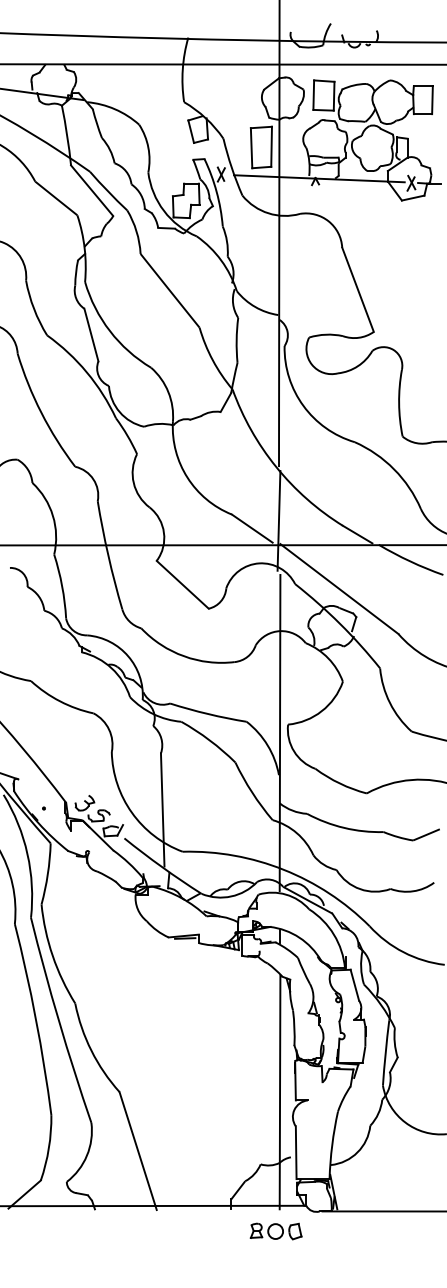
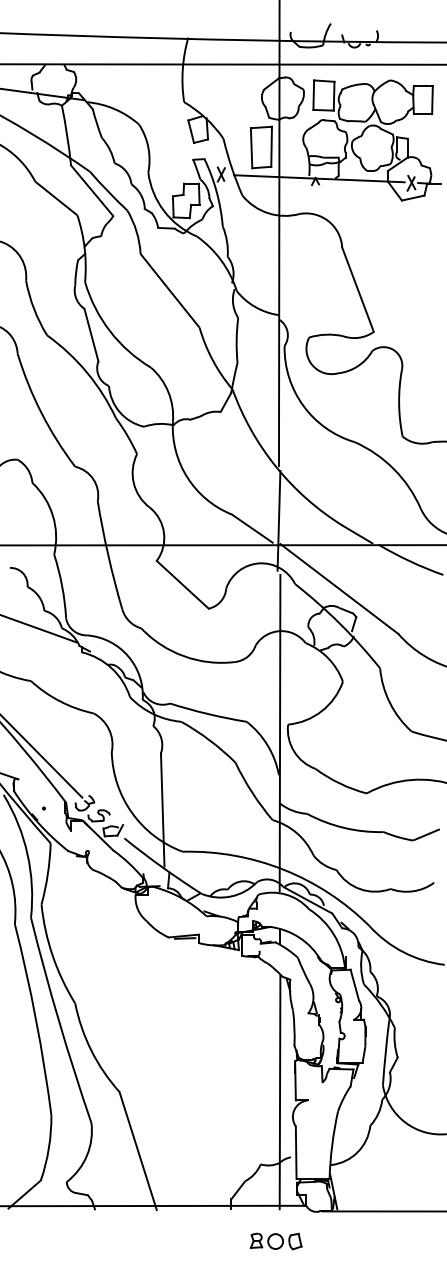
line: none -> present (39, 628)
line: none -> present (42, 756)
part position: (275, 1231) -> (275, 1241) (275, 1241)
